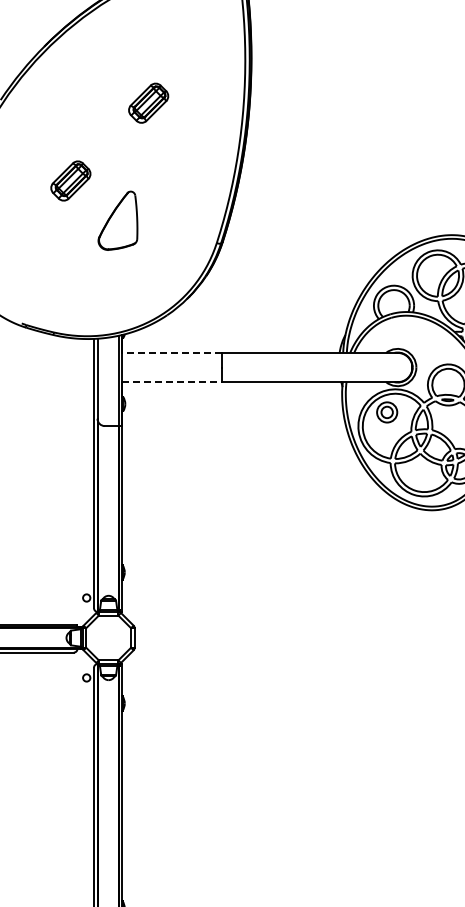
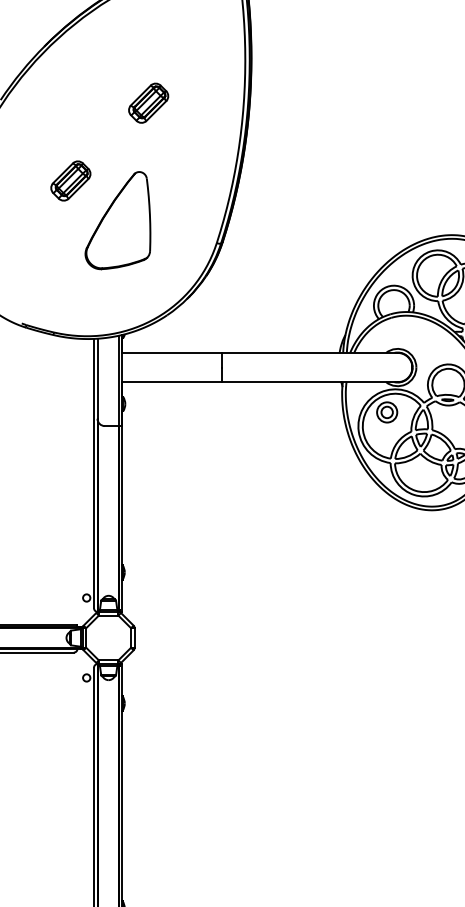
part size: 42x61 px -> 68x100 px (117, 220)
line: dashed -> solid (171, 352)
line: dashed -> solid (172, 382)
